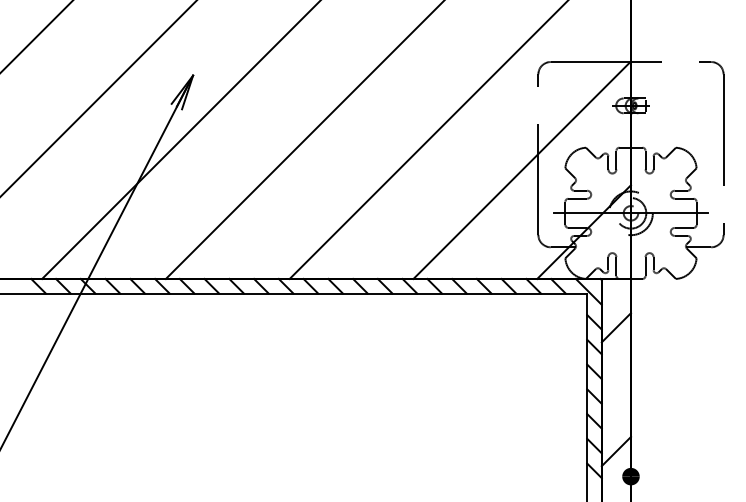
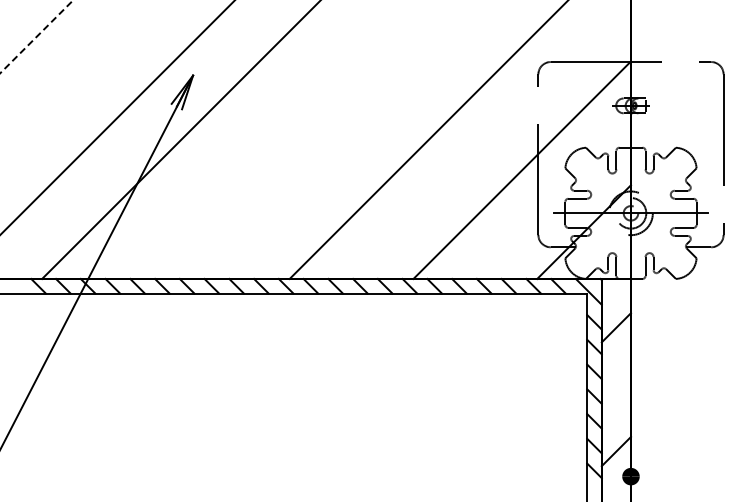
line: solid -> dashed (37, 36)
line position: (98, 98) -> (117, 117) (117, 117)
line: present -> none (303, 140)
